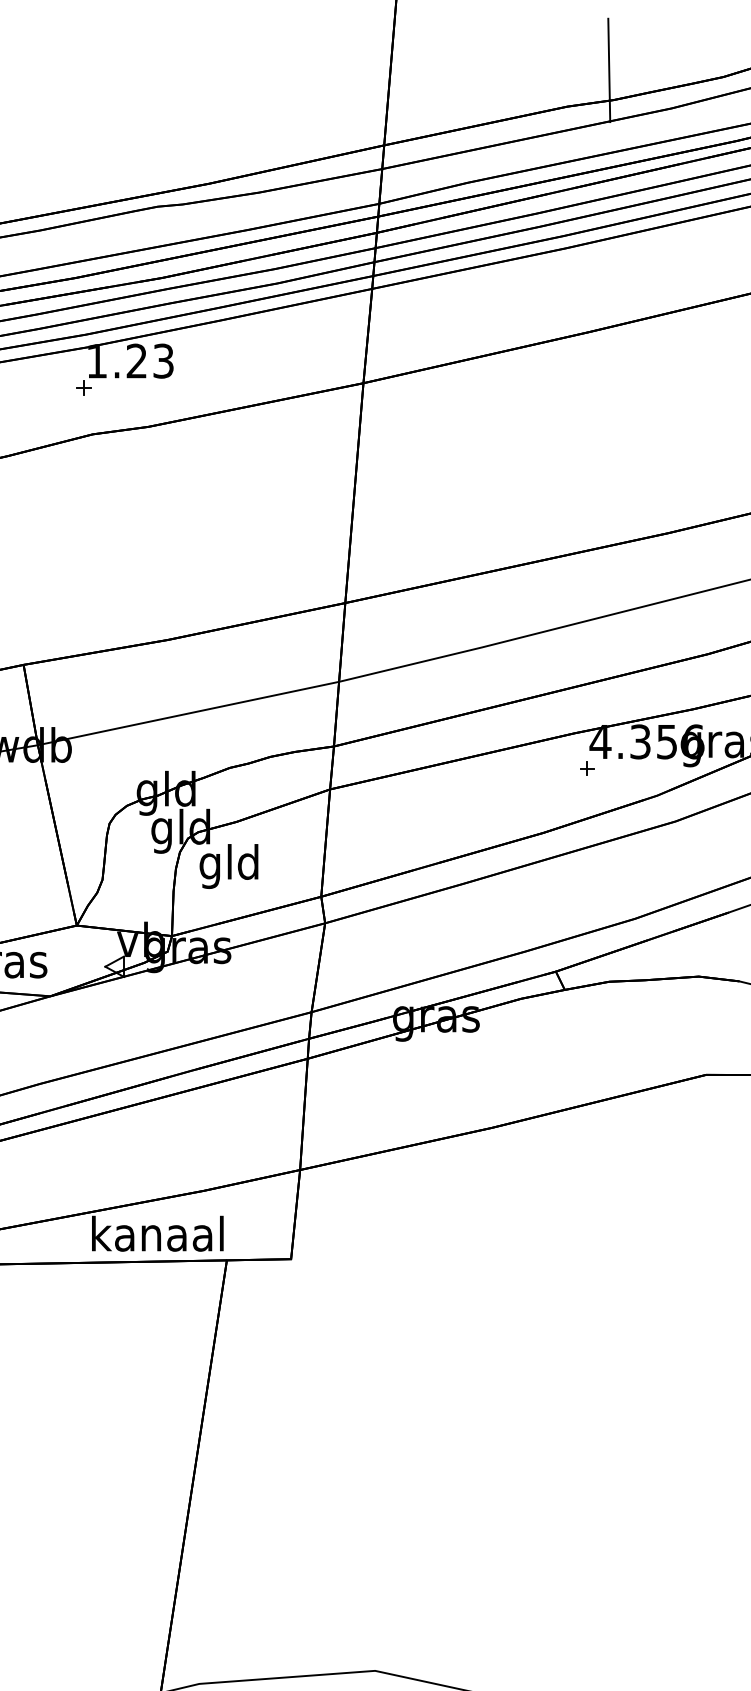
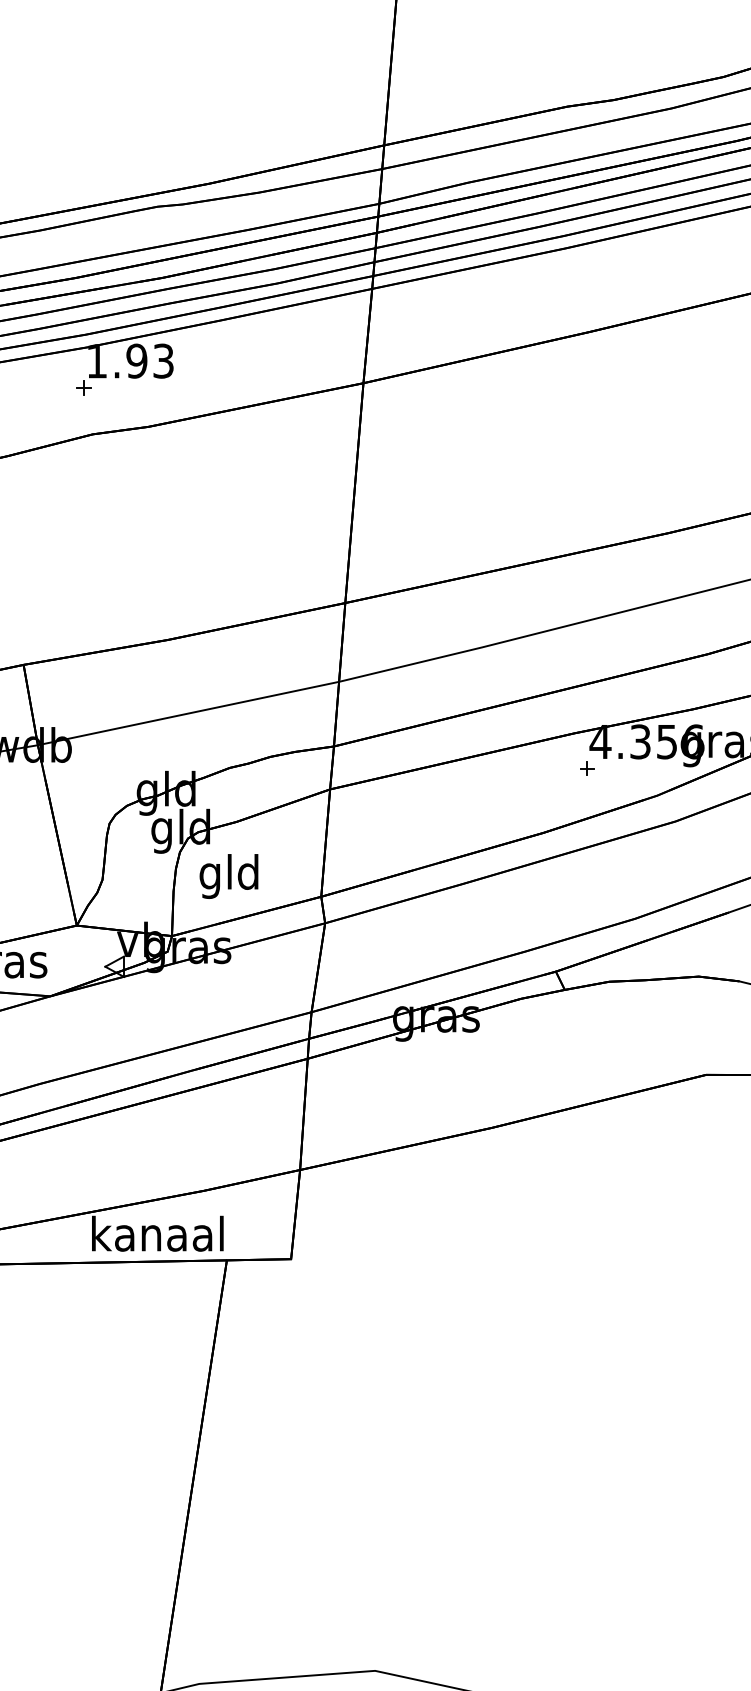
line: present -> none (609, 70)
text: 1.23 -> 1.93 (136, 360)
text position: (228, 866) -> (228, 876) (228, 876)
